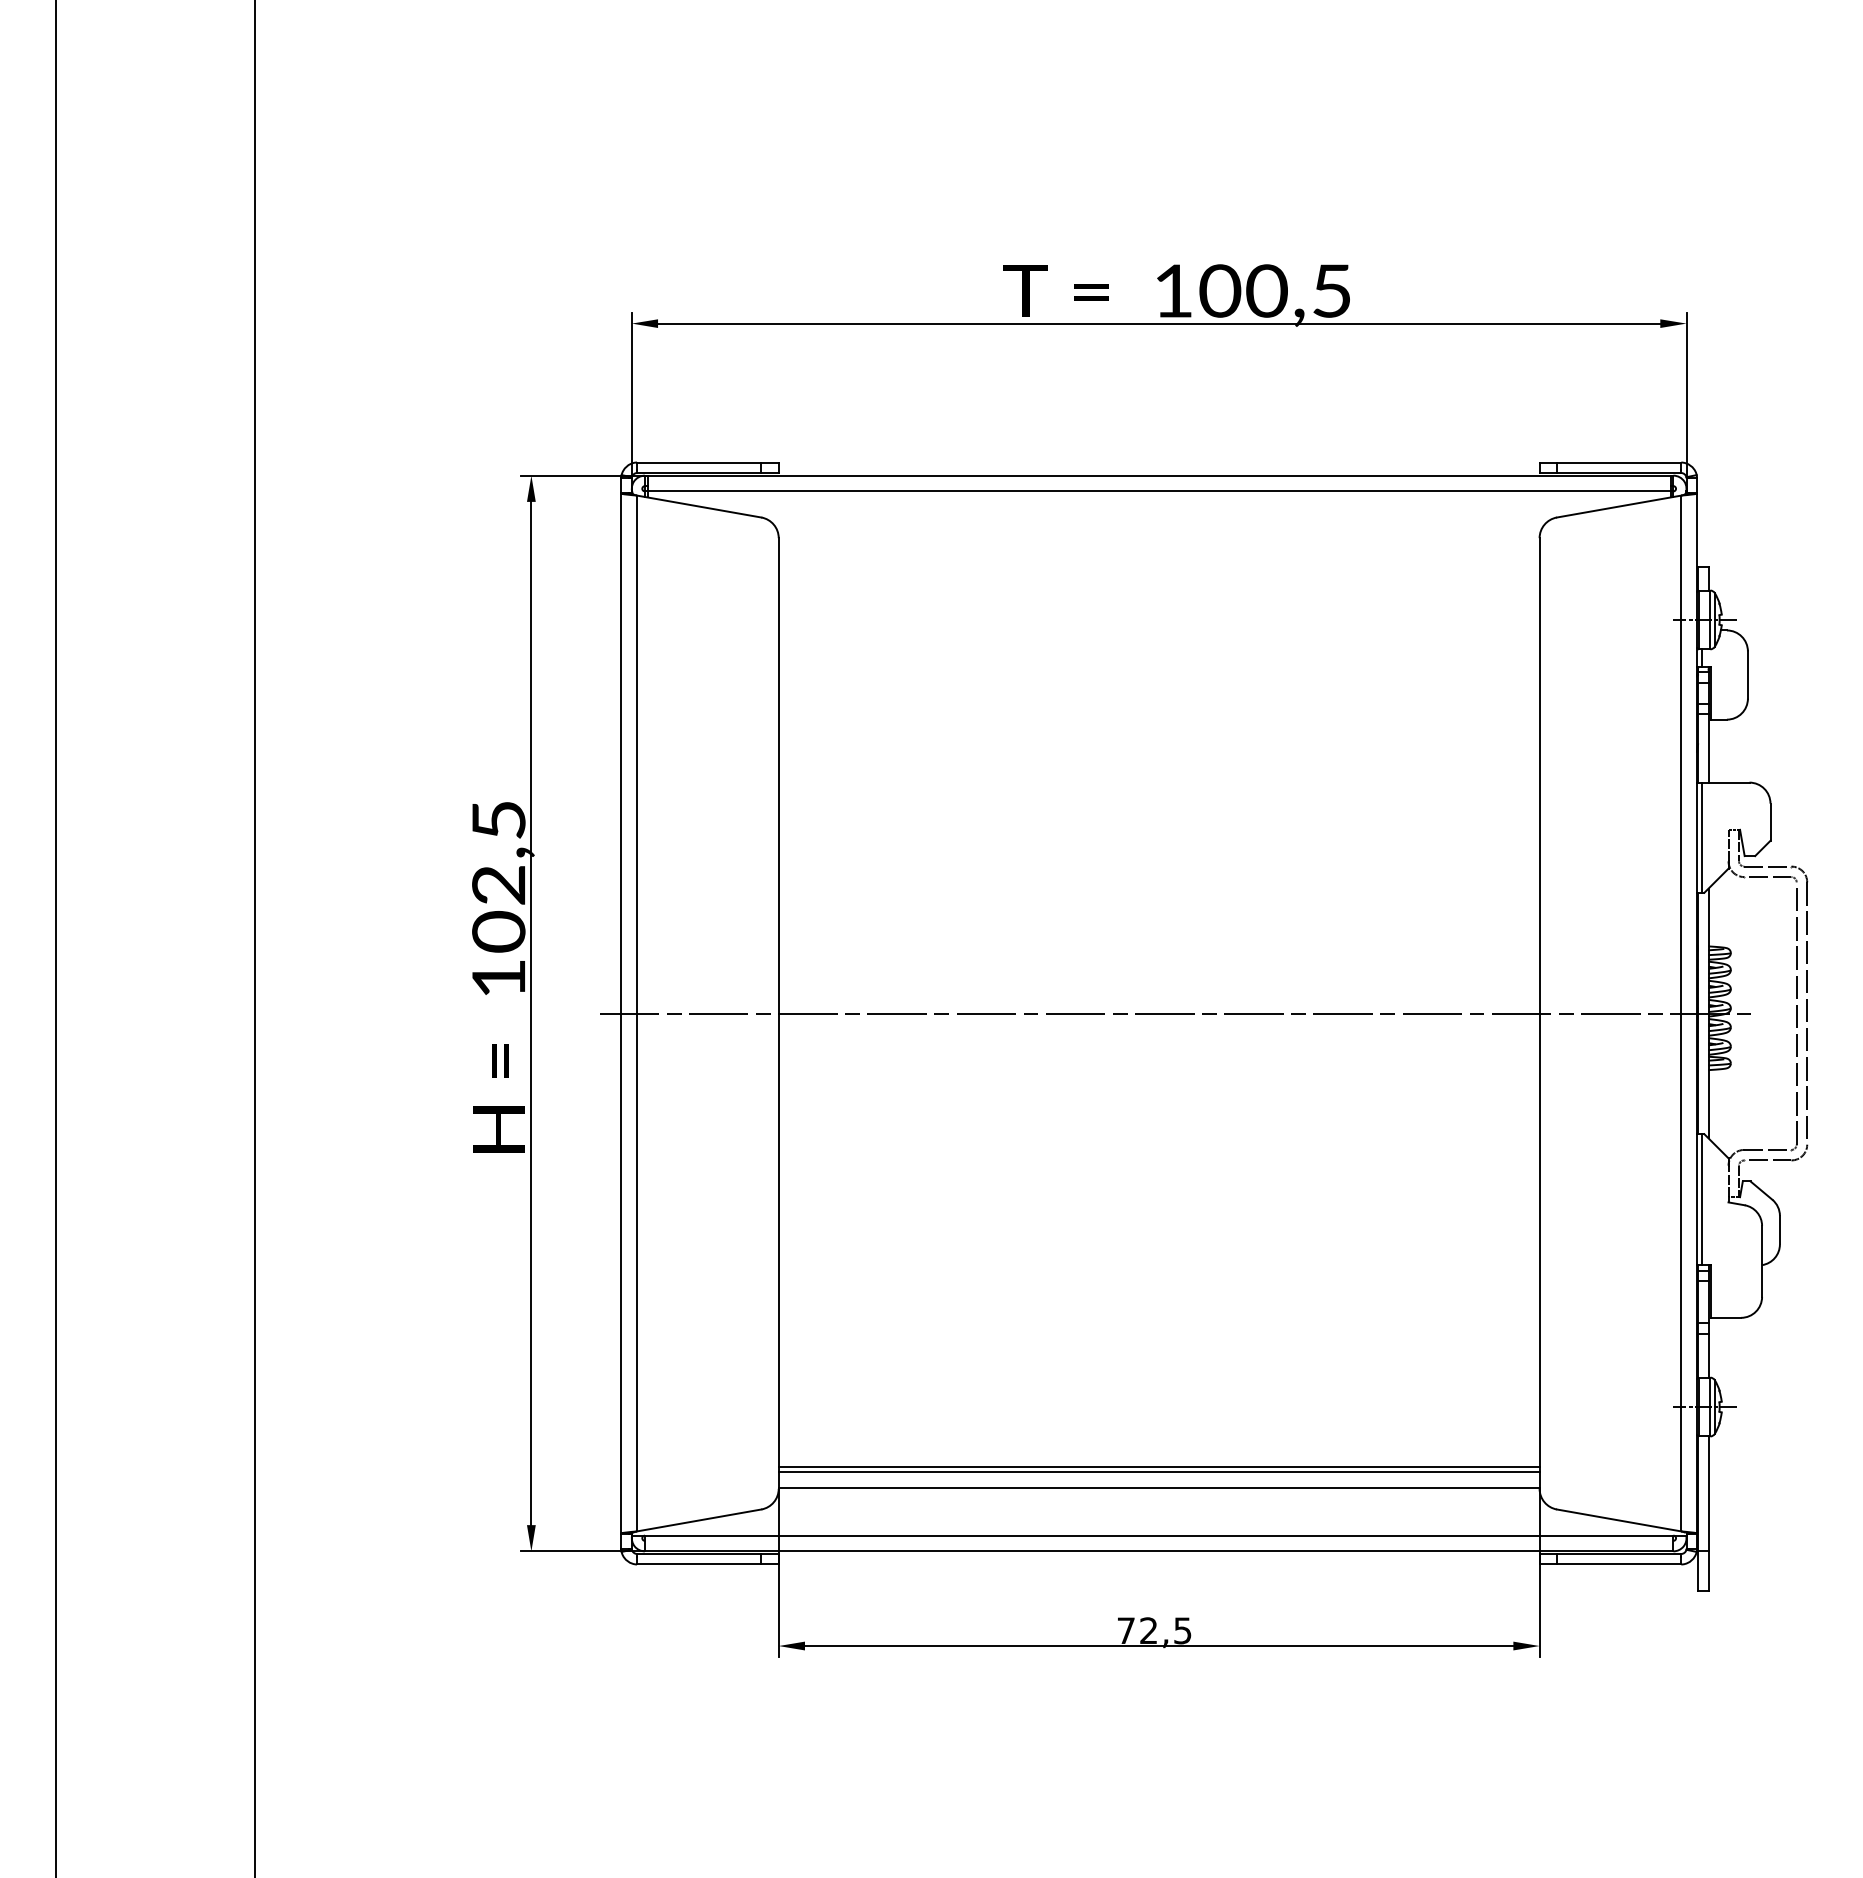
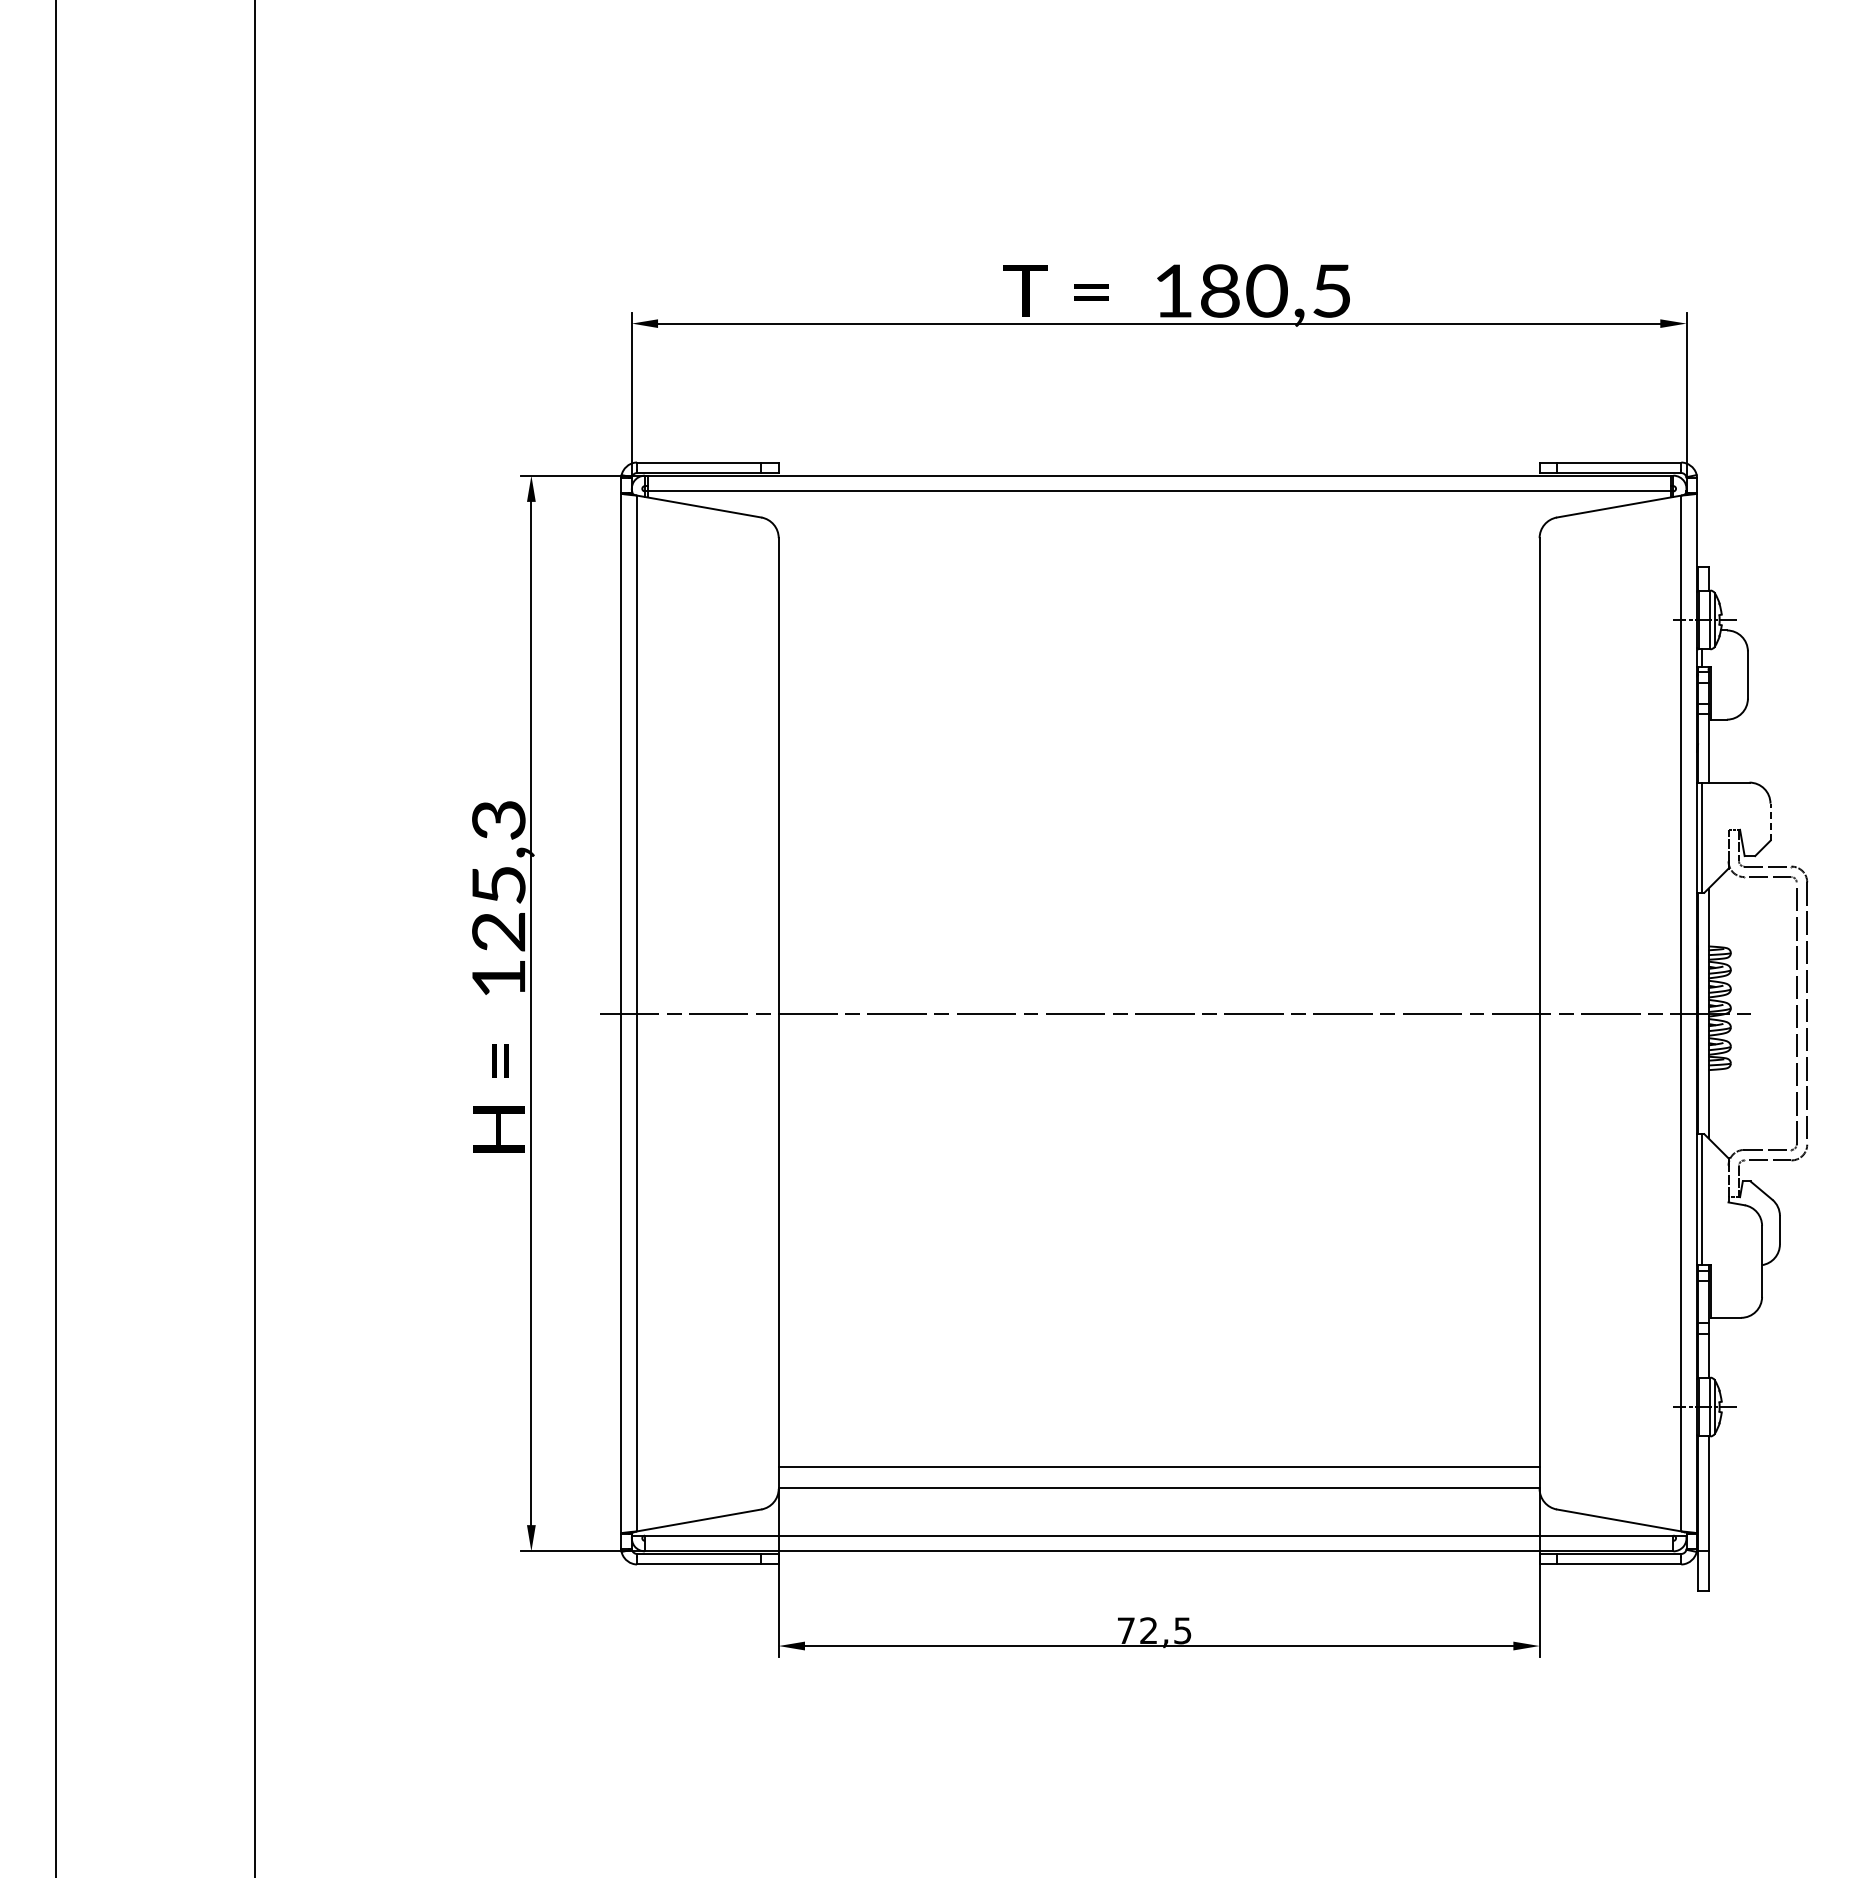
text: 100,5 -> 180,5 (1220, 290)
line: solid -> dashed (1770, 822)
text: 102,5 -> 125,3 (498, 876)
line: present -> none (1158, 1471)
